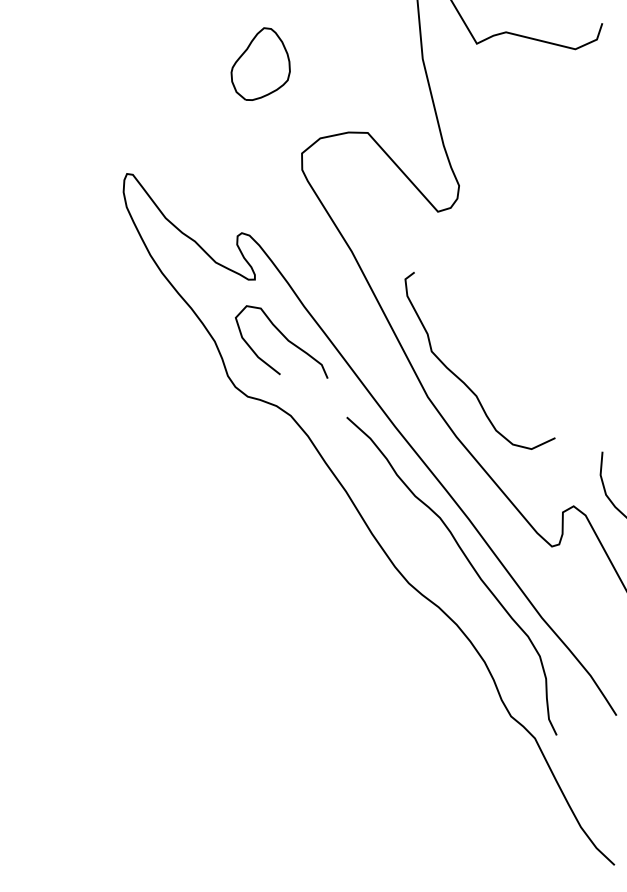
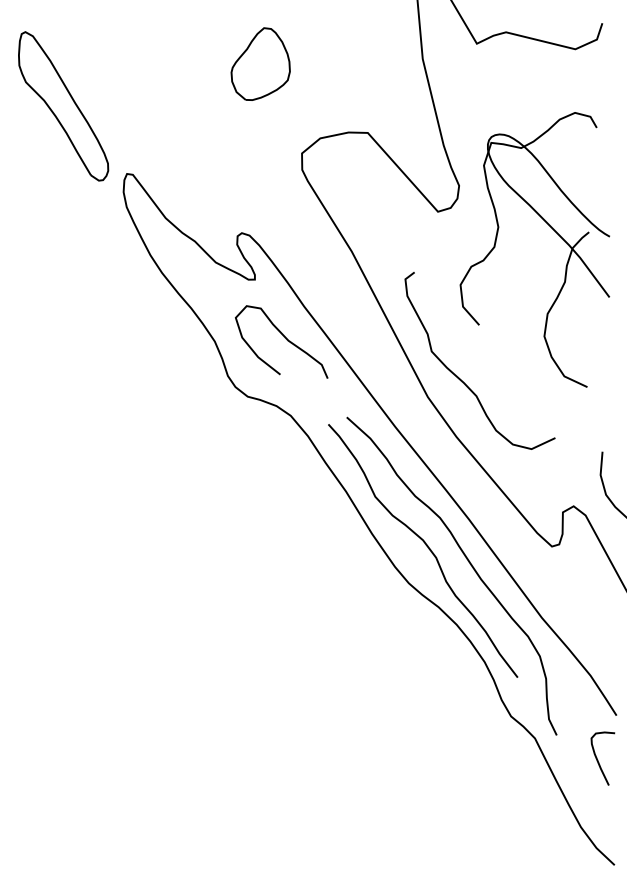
part: none -> present (63, 106)
part: none -> present (553, 230)
curve: none -> present (426, 546)
curve: none -> present (598, 760)
